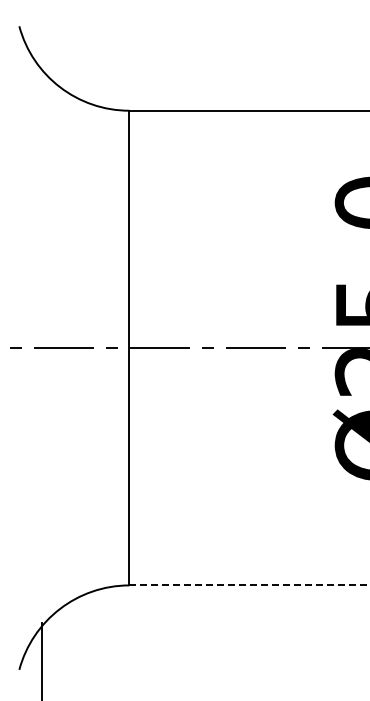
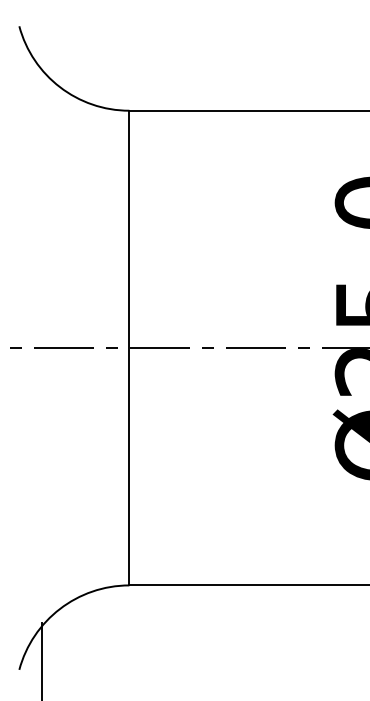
line: dashed -> solid (249, 585)
